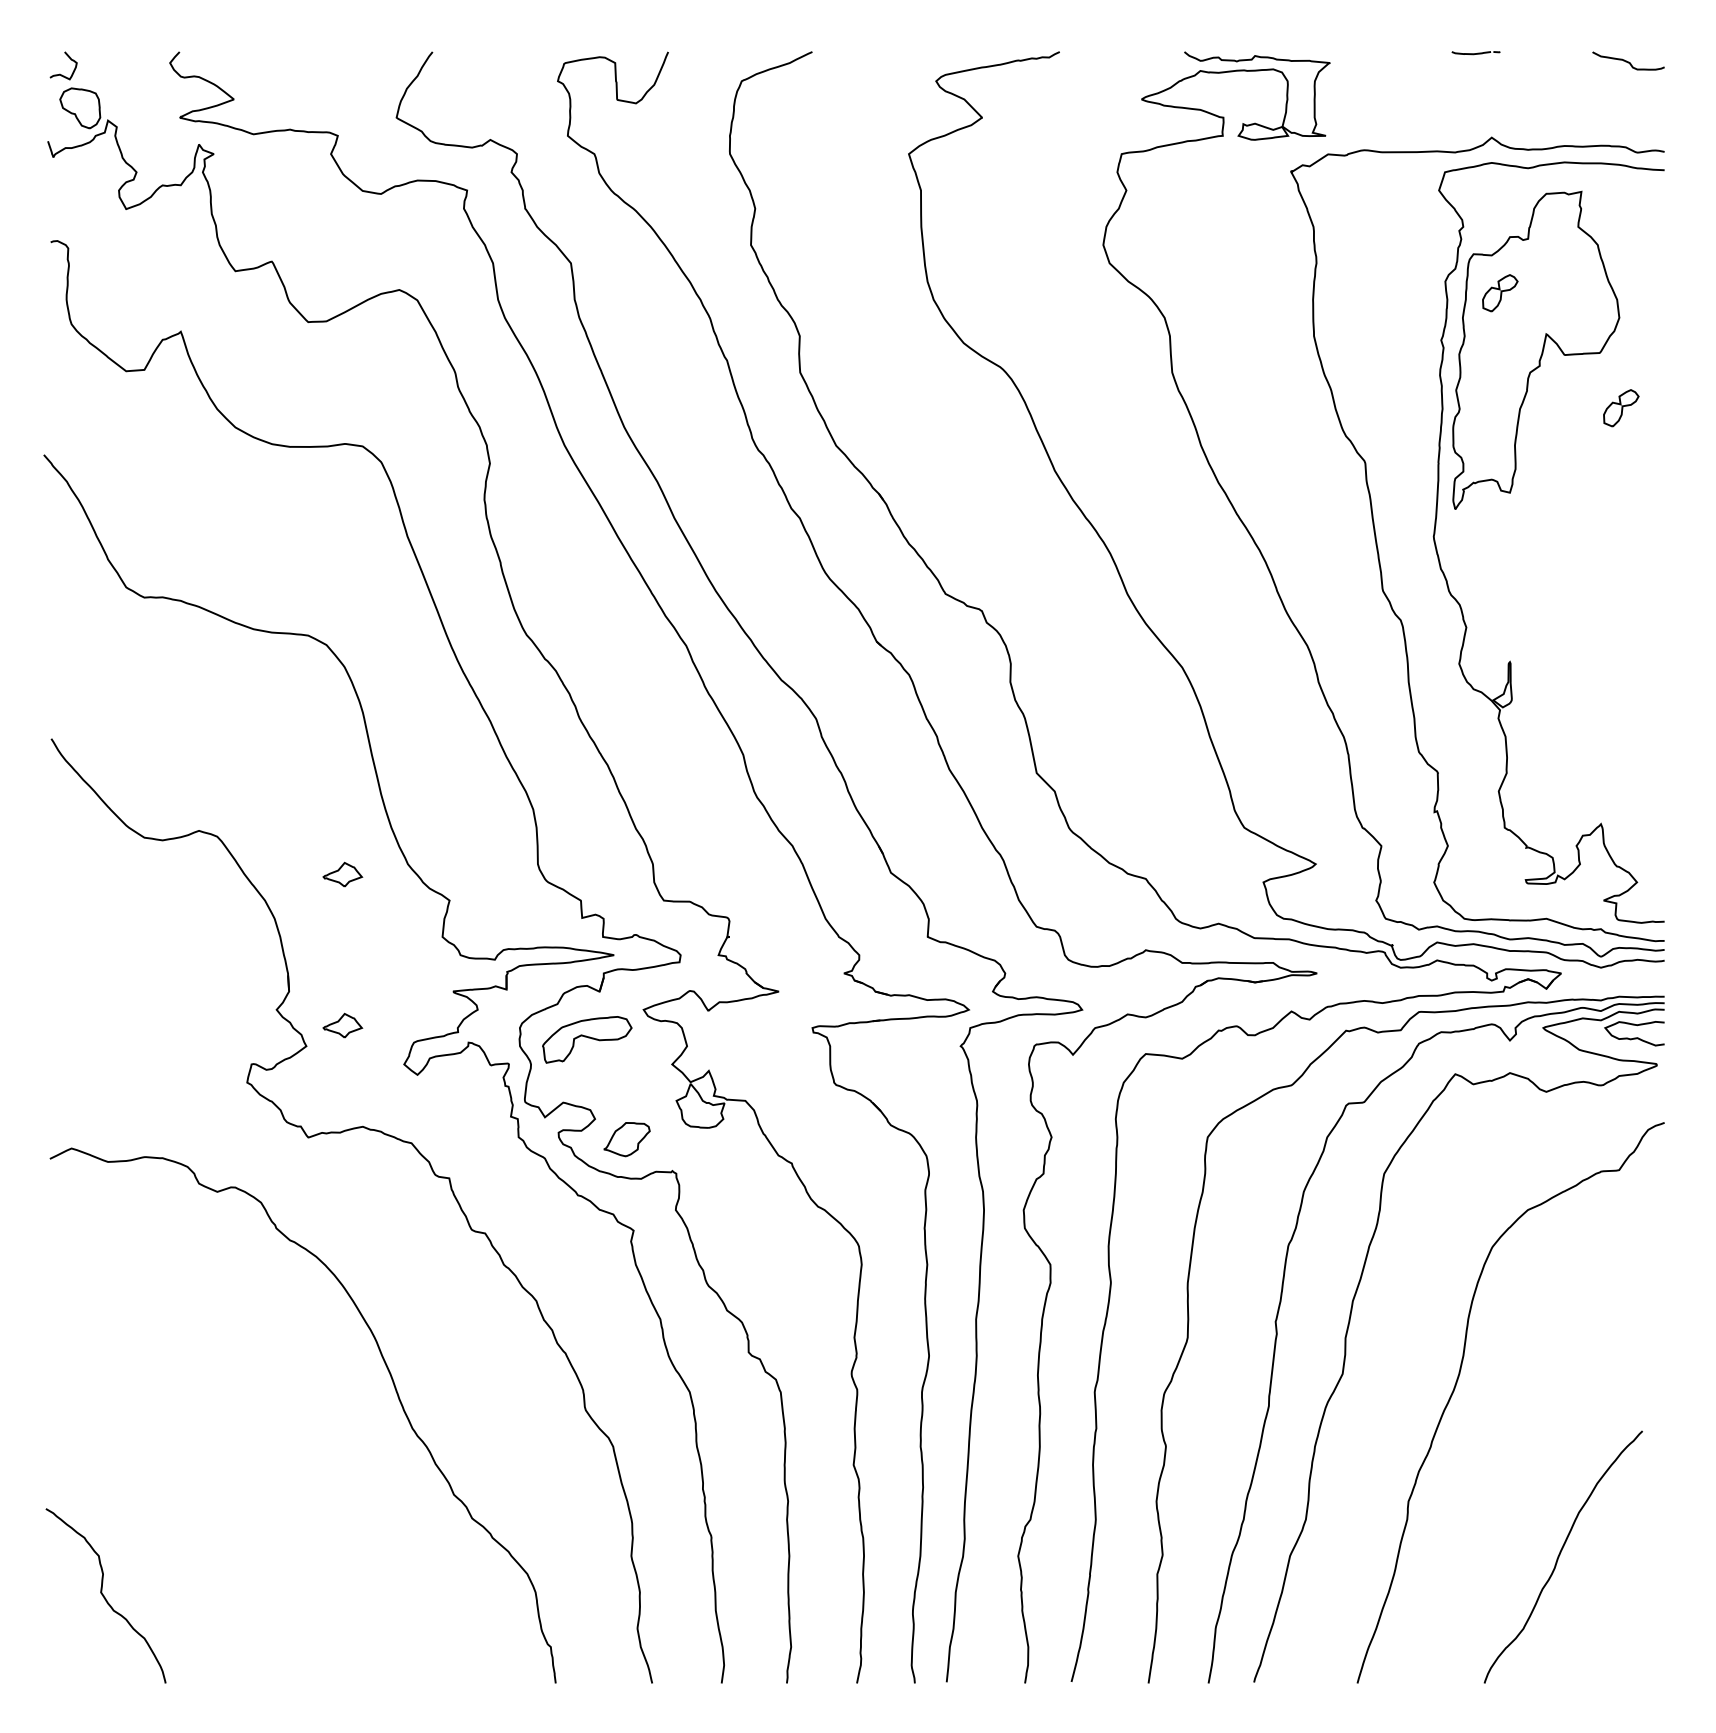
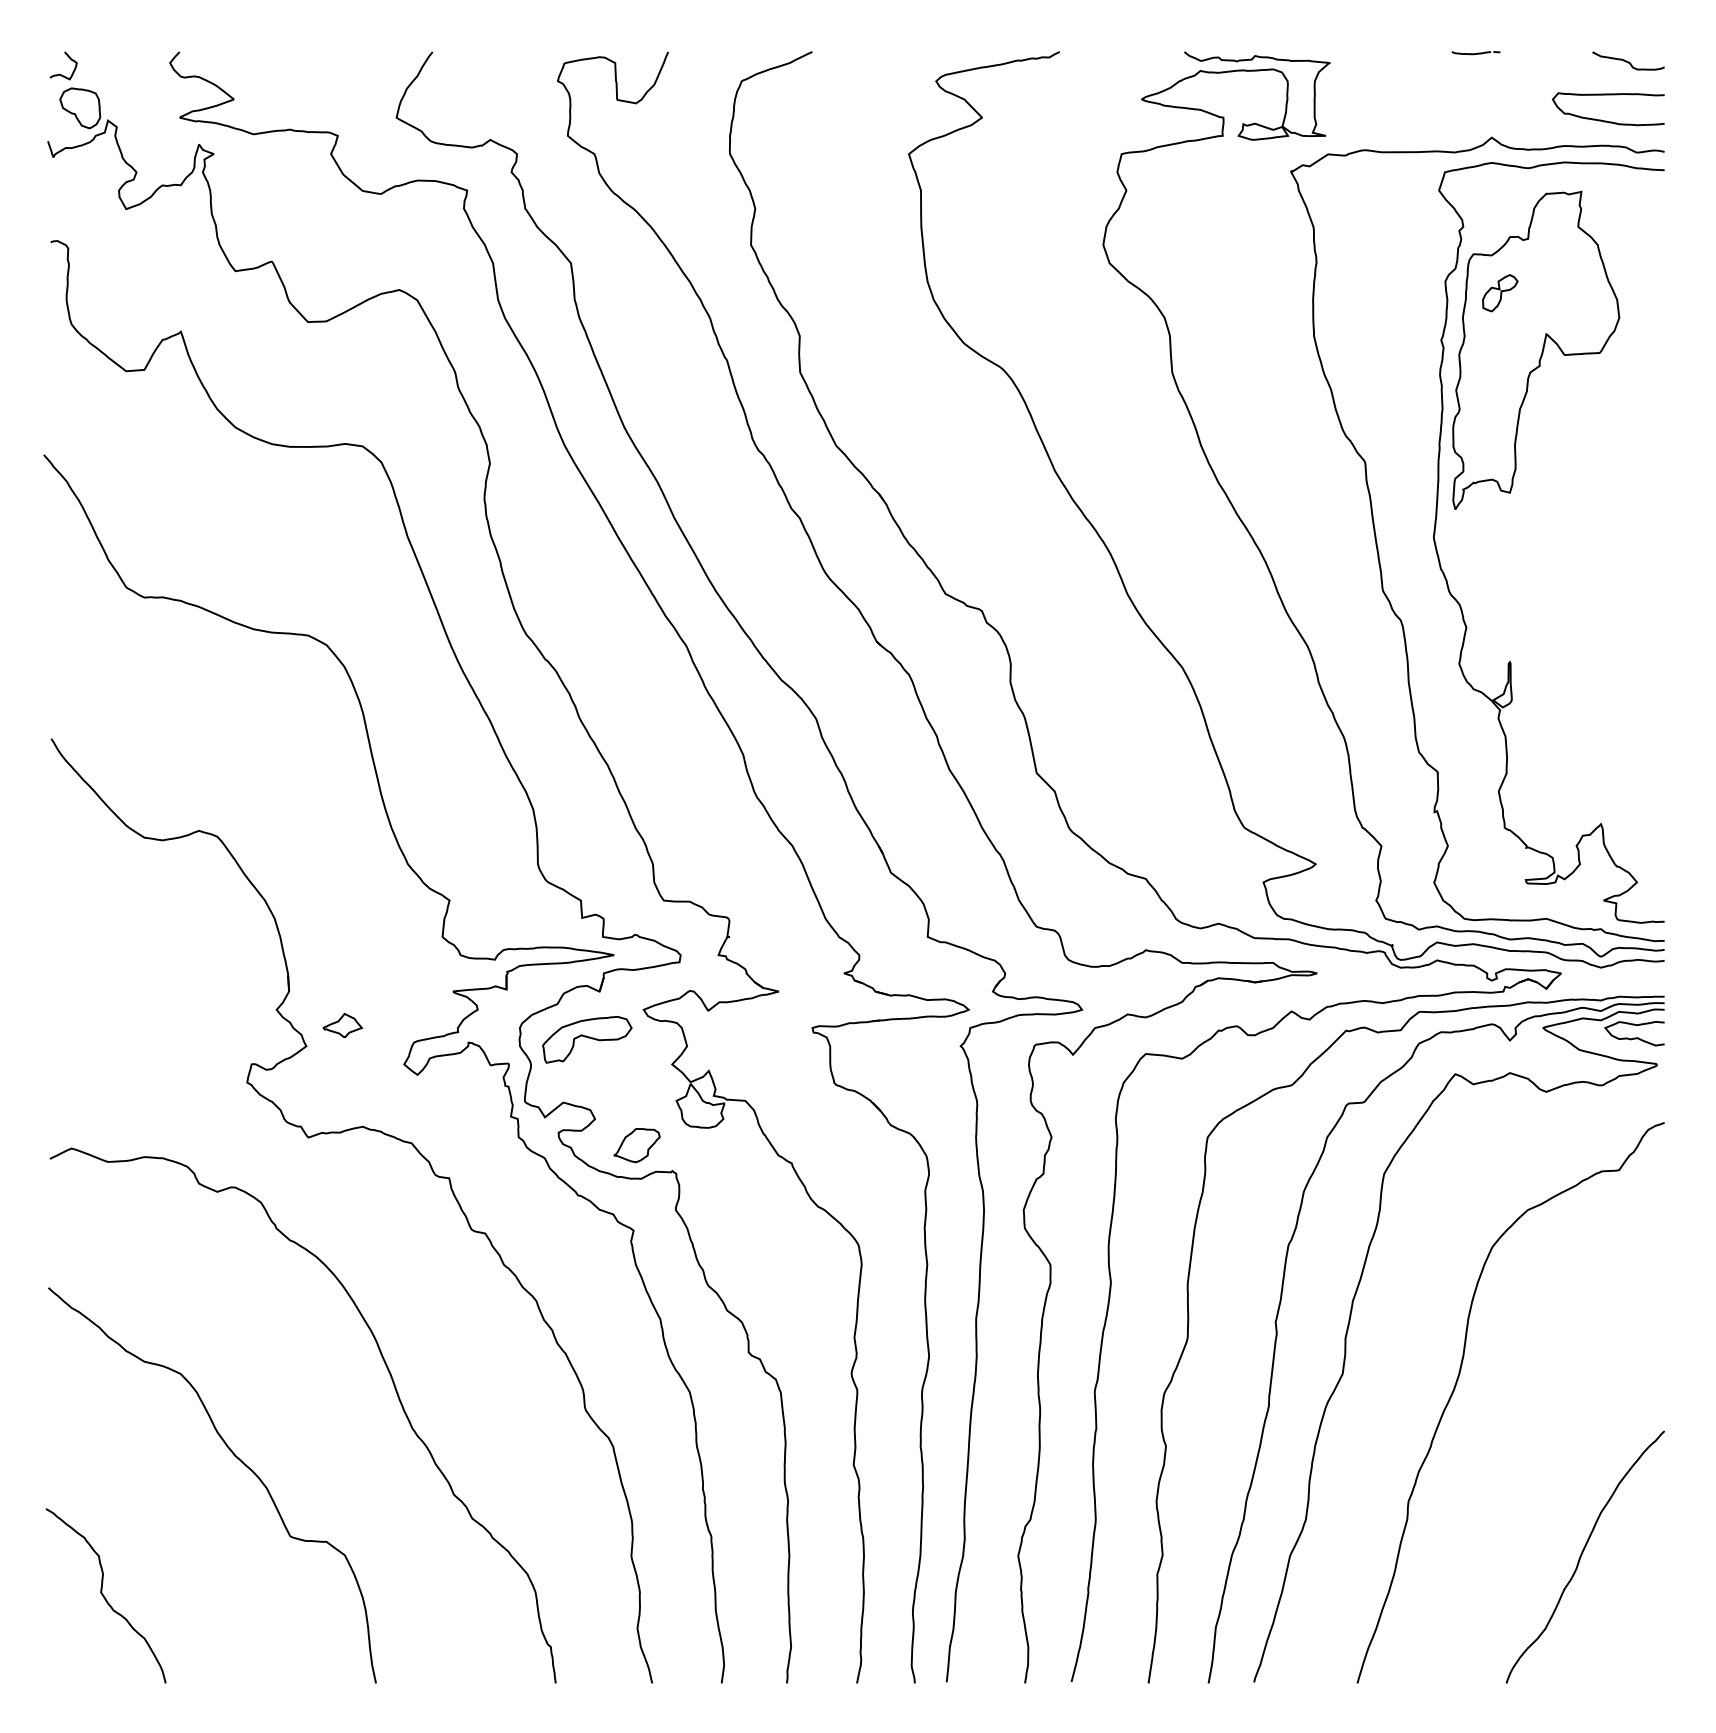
curve: none -> present (1606, 120)
part: present -> none (1621, 408)
part: present -> none (342, 874)
part position: (626, 1139) -> (636, 1145) (636, 1145)
curve: none -> present (236, 1458)
curve position: (1560, 1555) -> (1582, 1555) (1582, 1555)
